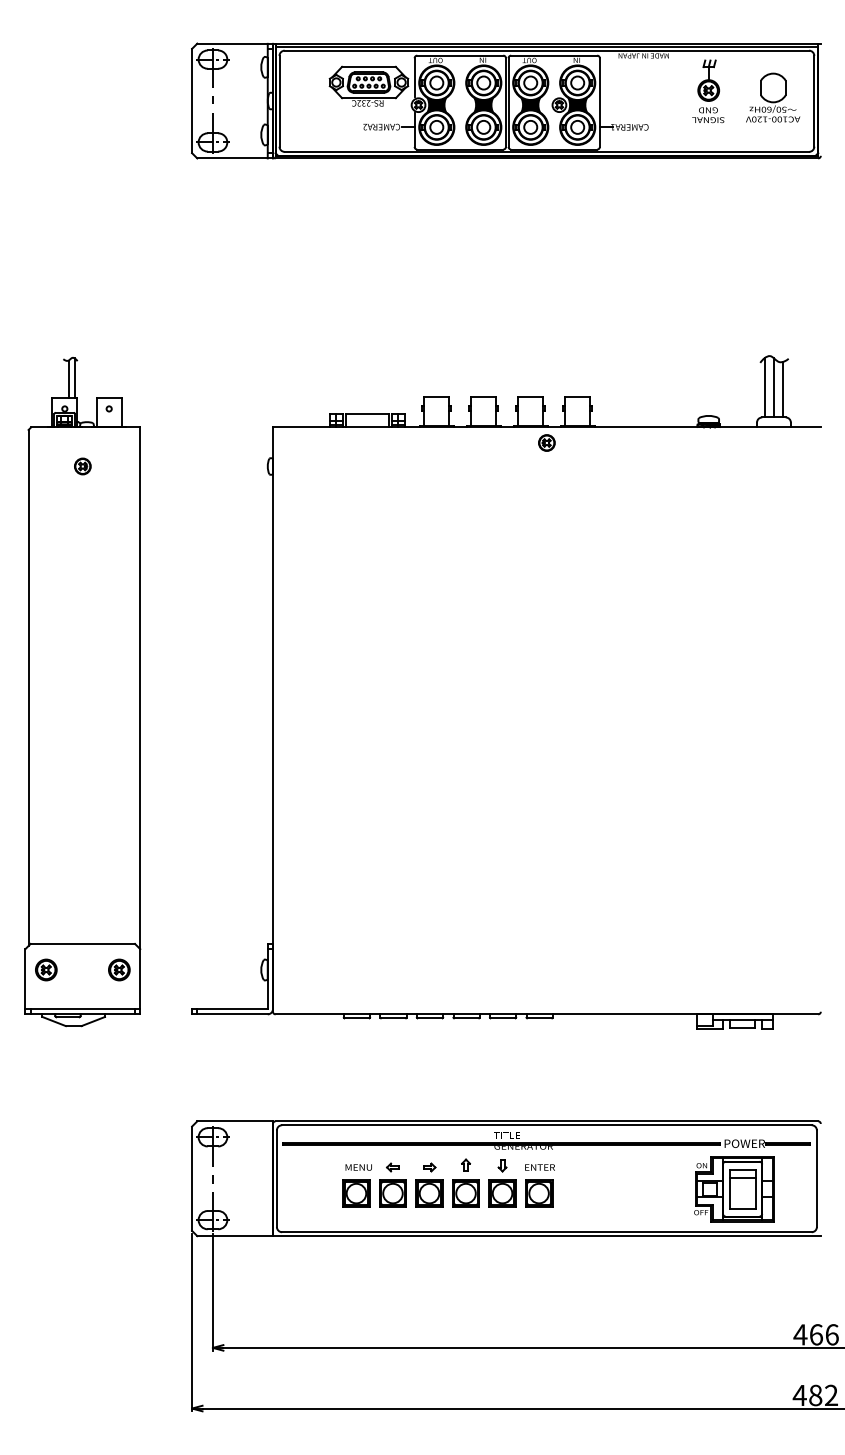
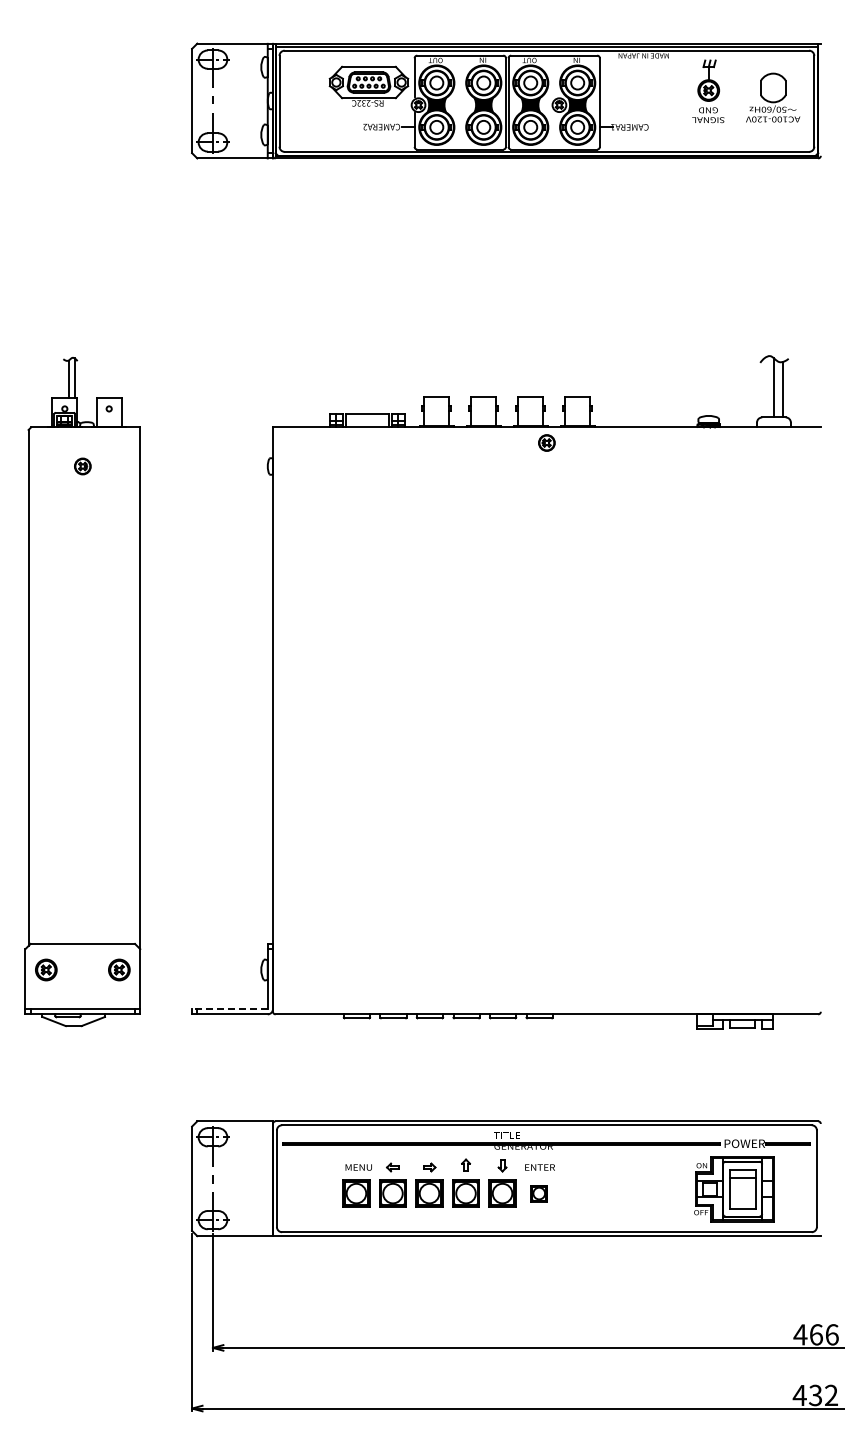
line: present -> none (764, 387)
line: solid -> dashed (229, 1009)
part size: 29x29 px -> 18x18 px (538, 1193)
text: 482 -> 432 (815, 1395)
